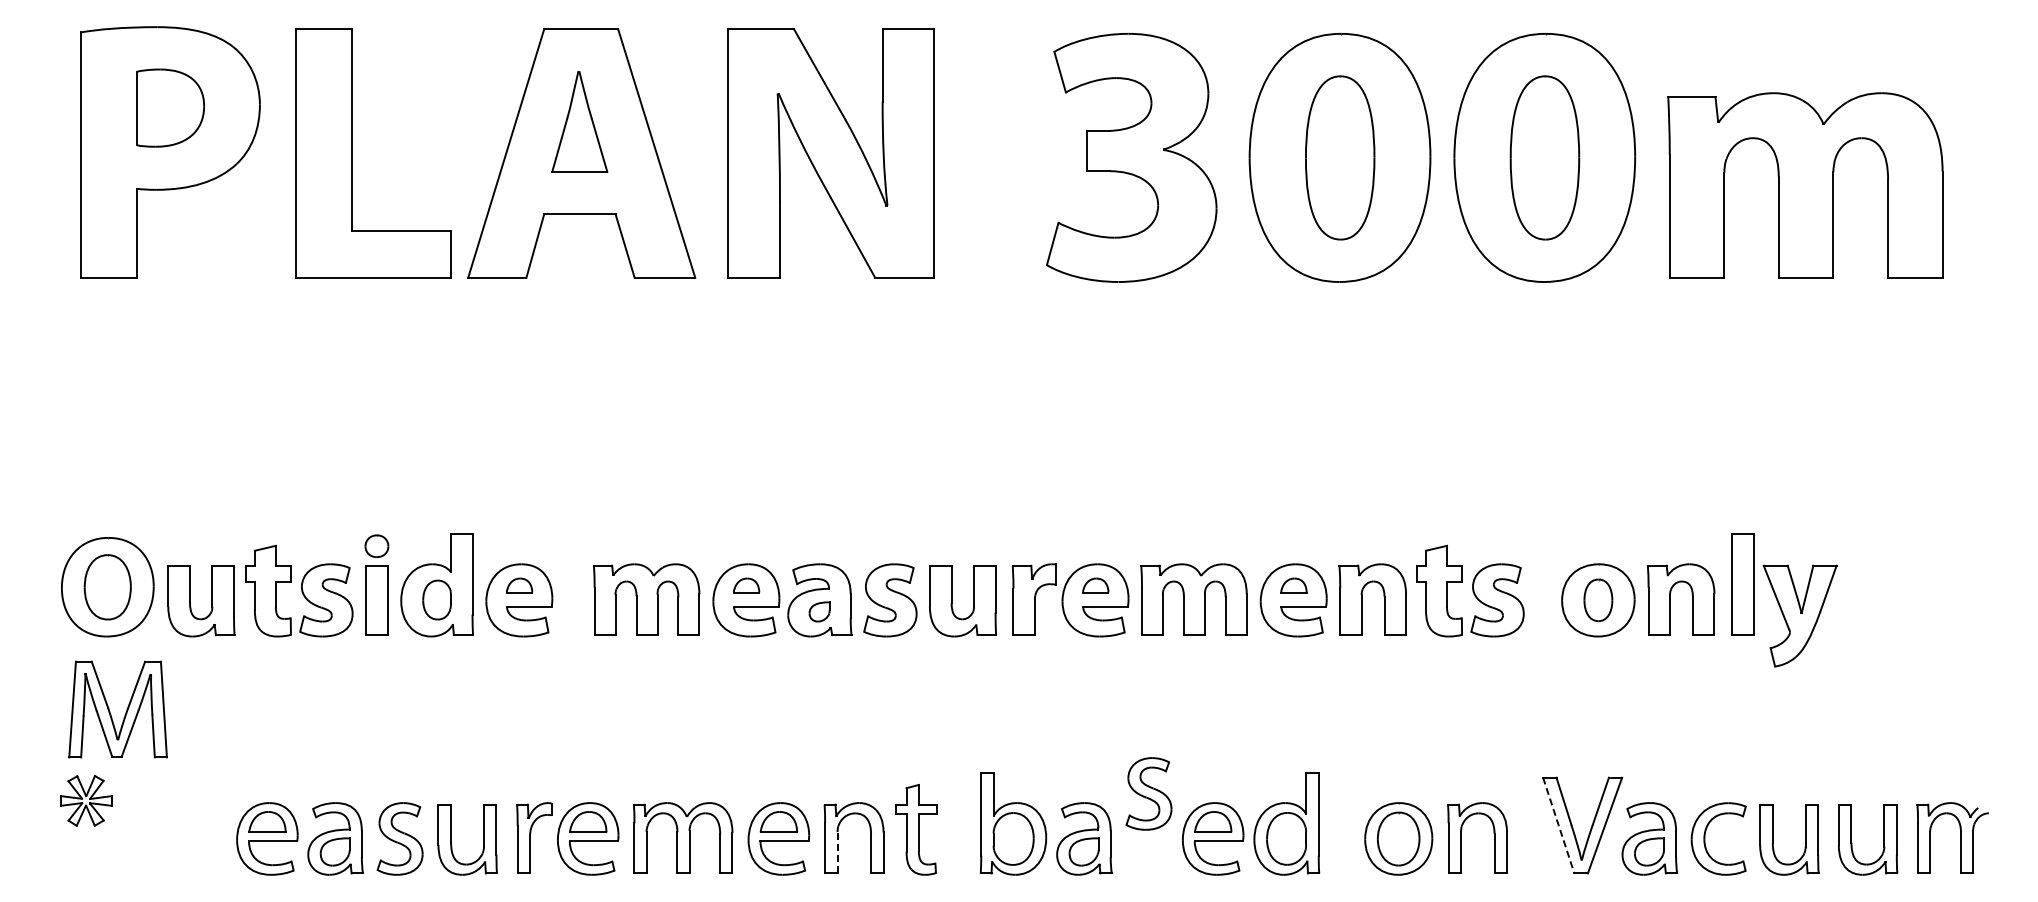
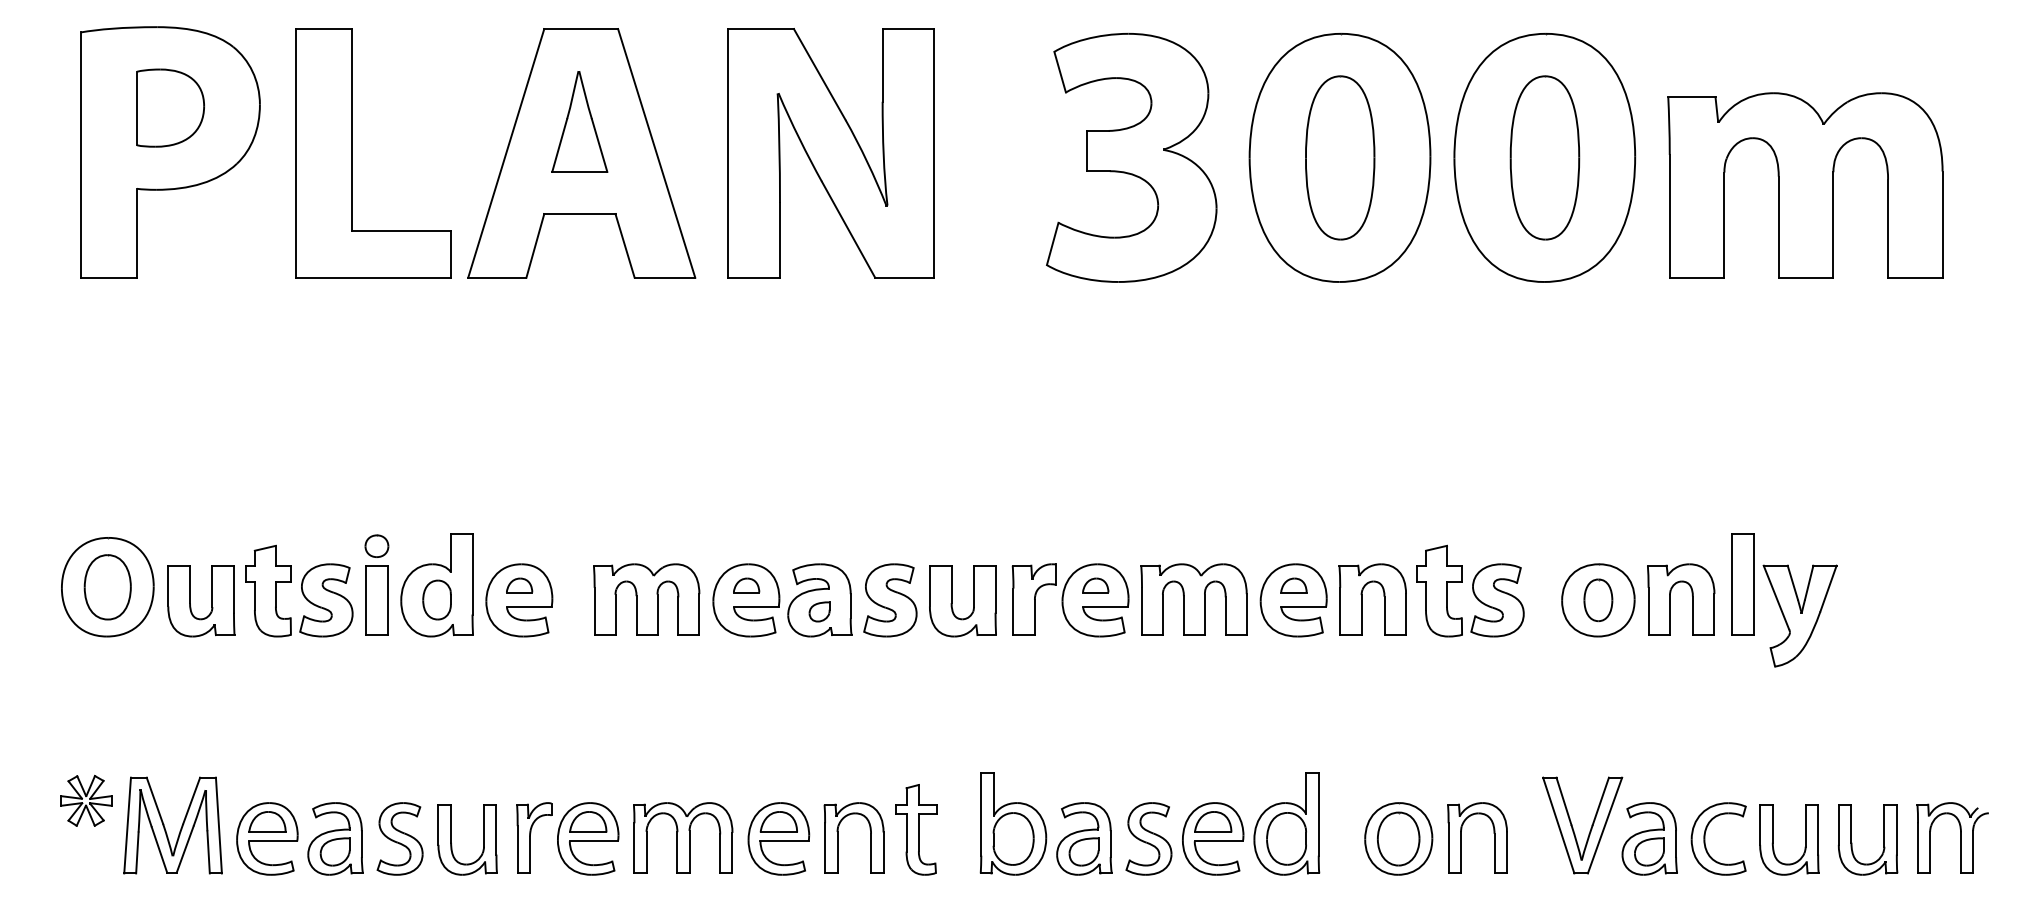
part position: (110, 711) -> (165, 827) (165, 827)
part position: (1148, 793) -> (1148, 838) (1148, 838)
line: dashed -> solid (1558, 826)
line: dashed -> solid (837, 852)
